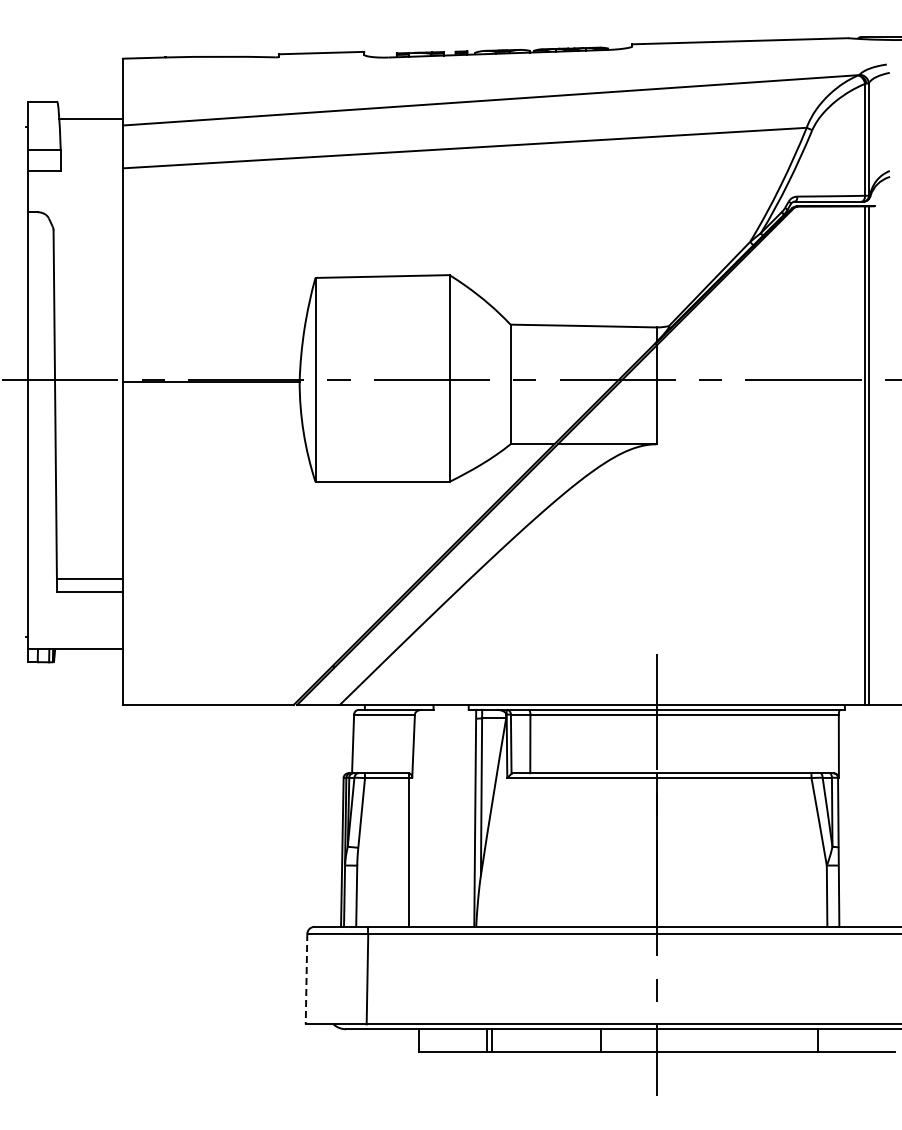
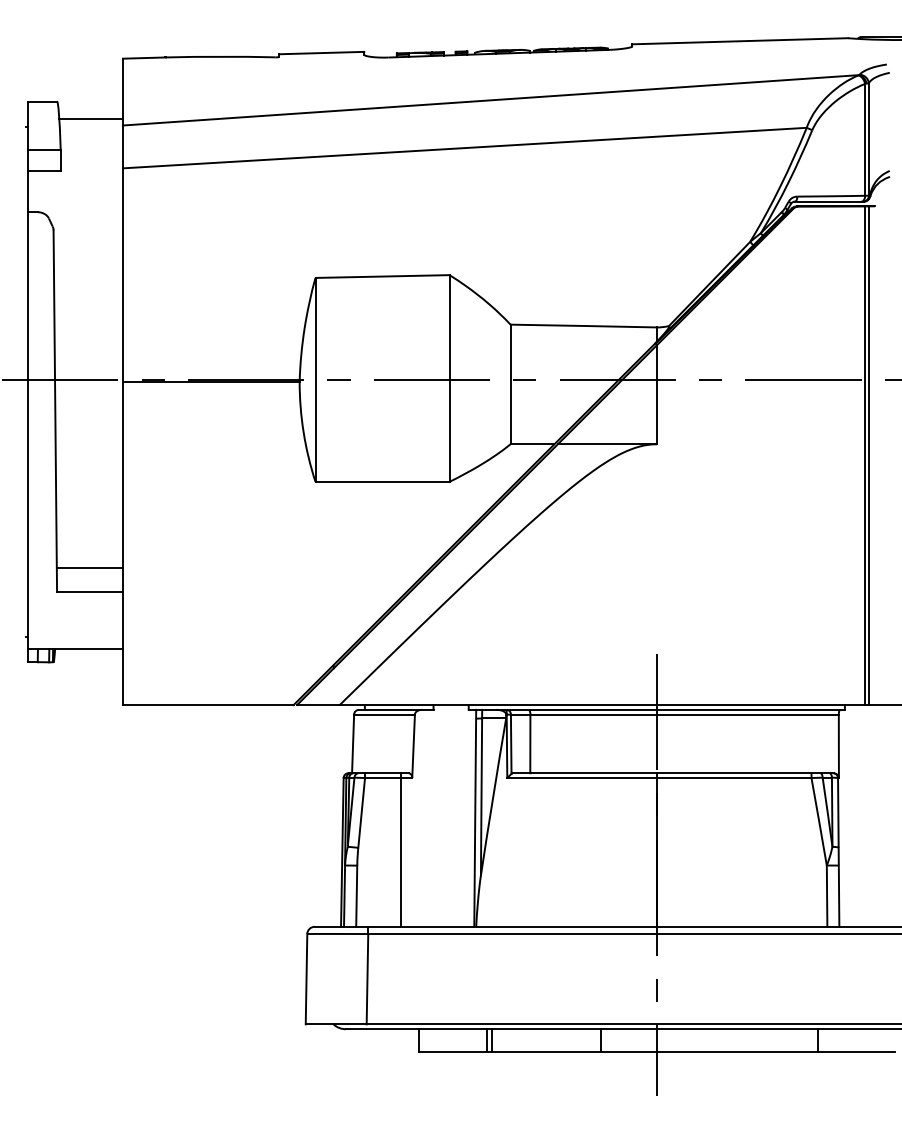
line position: (89, 578) -> (89, 567) (89, 567)
line position: (408, 849) -> (400, 849) (400, 849)
line: dashed -> solid (306, 979)
